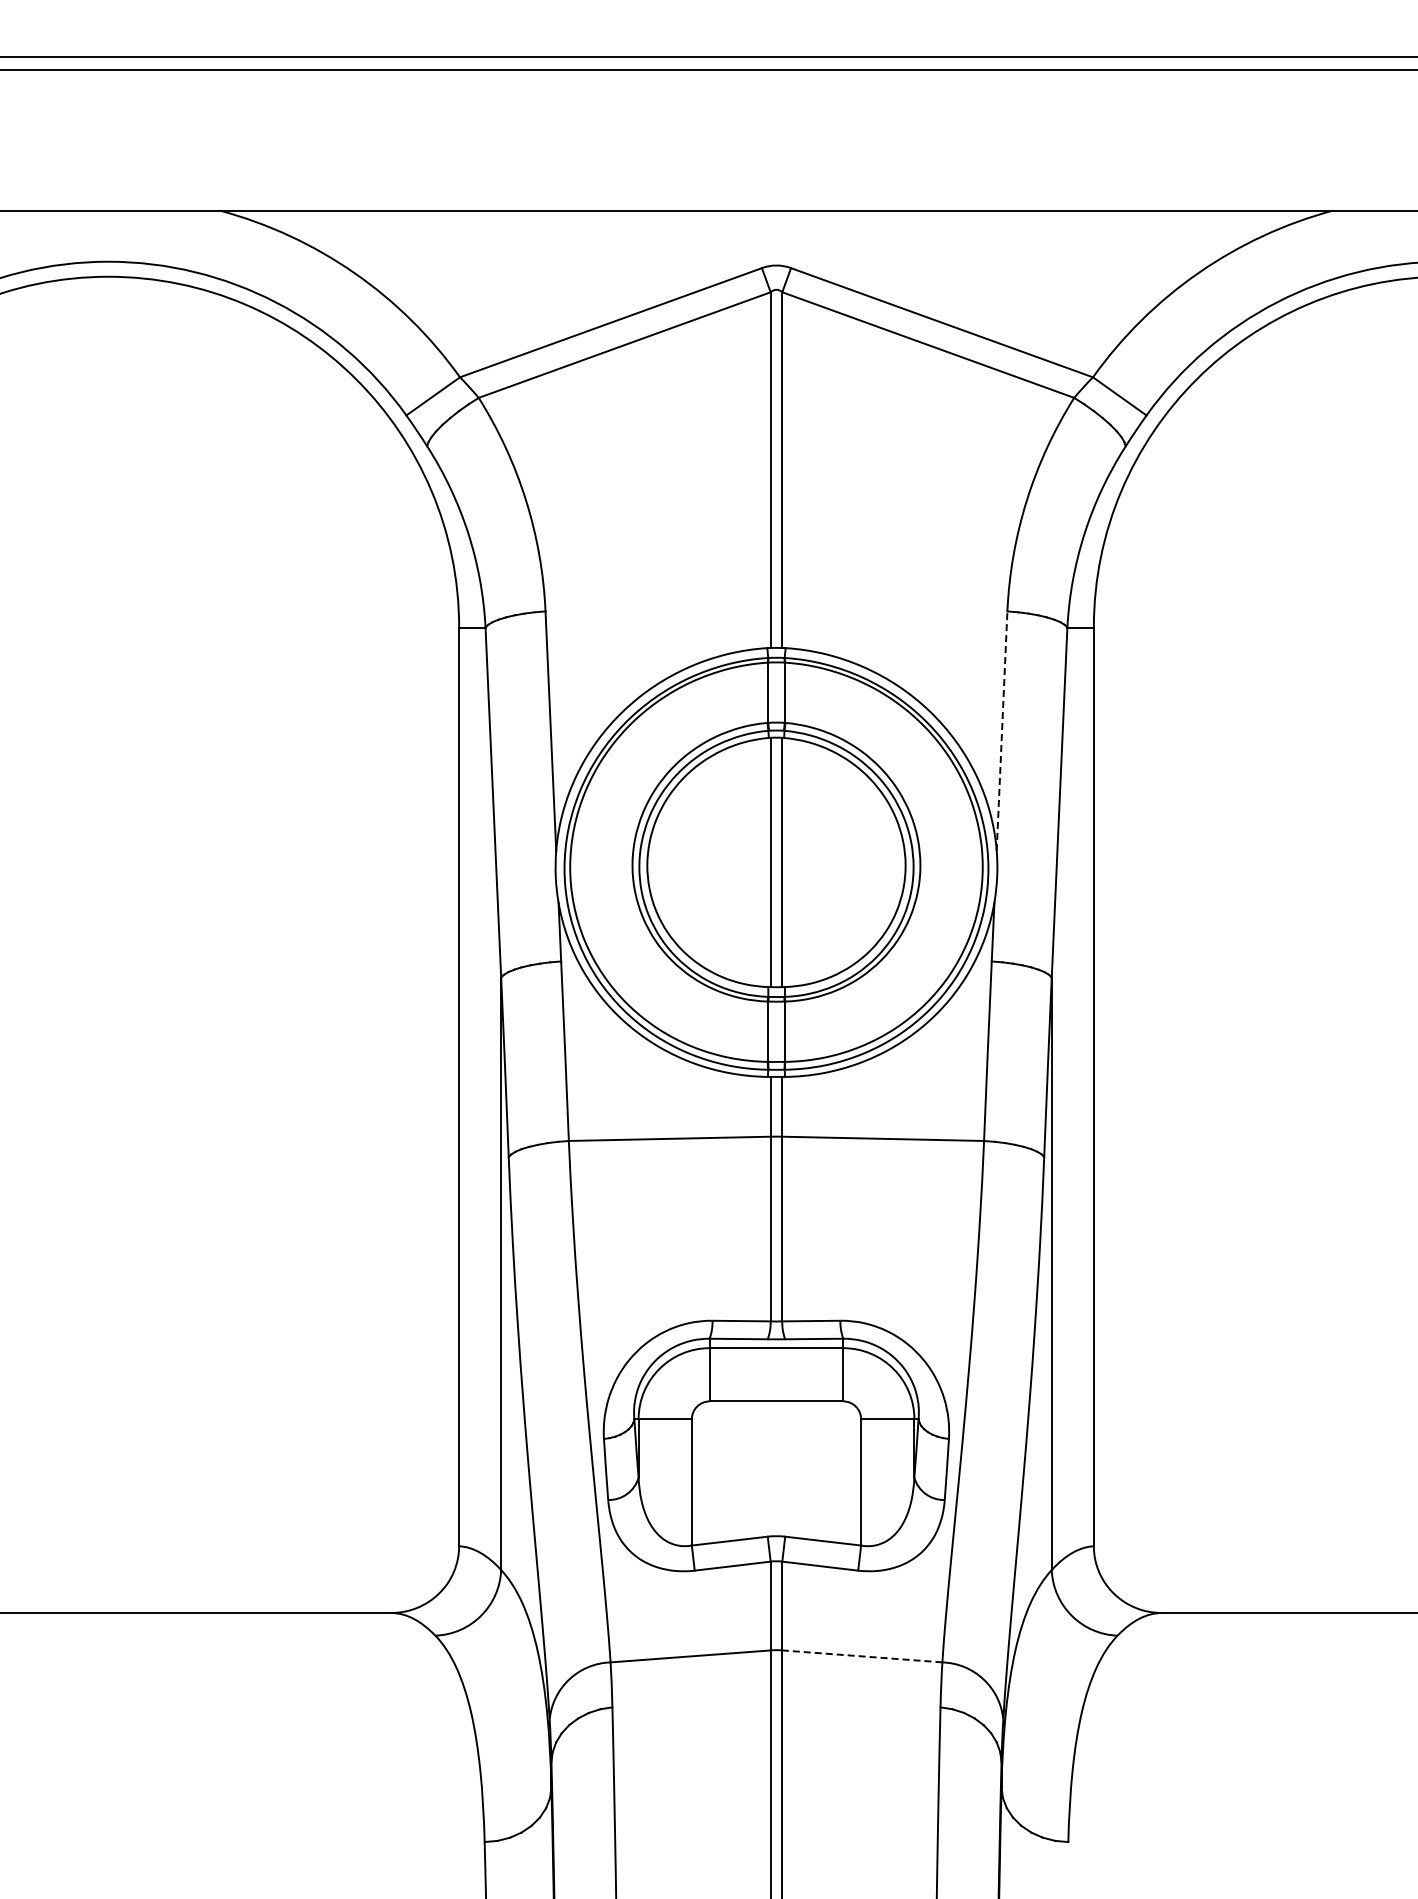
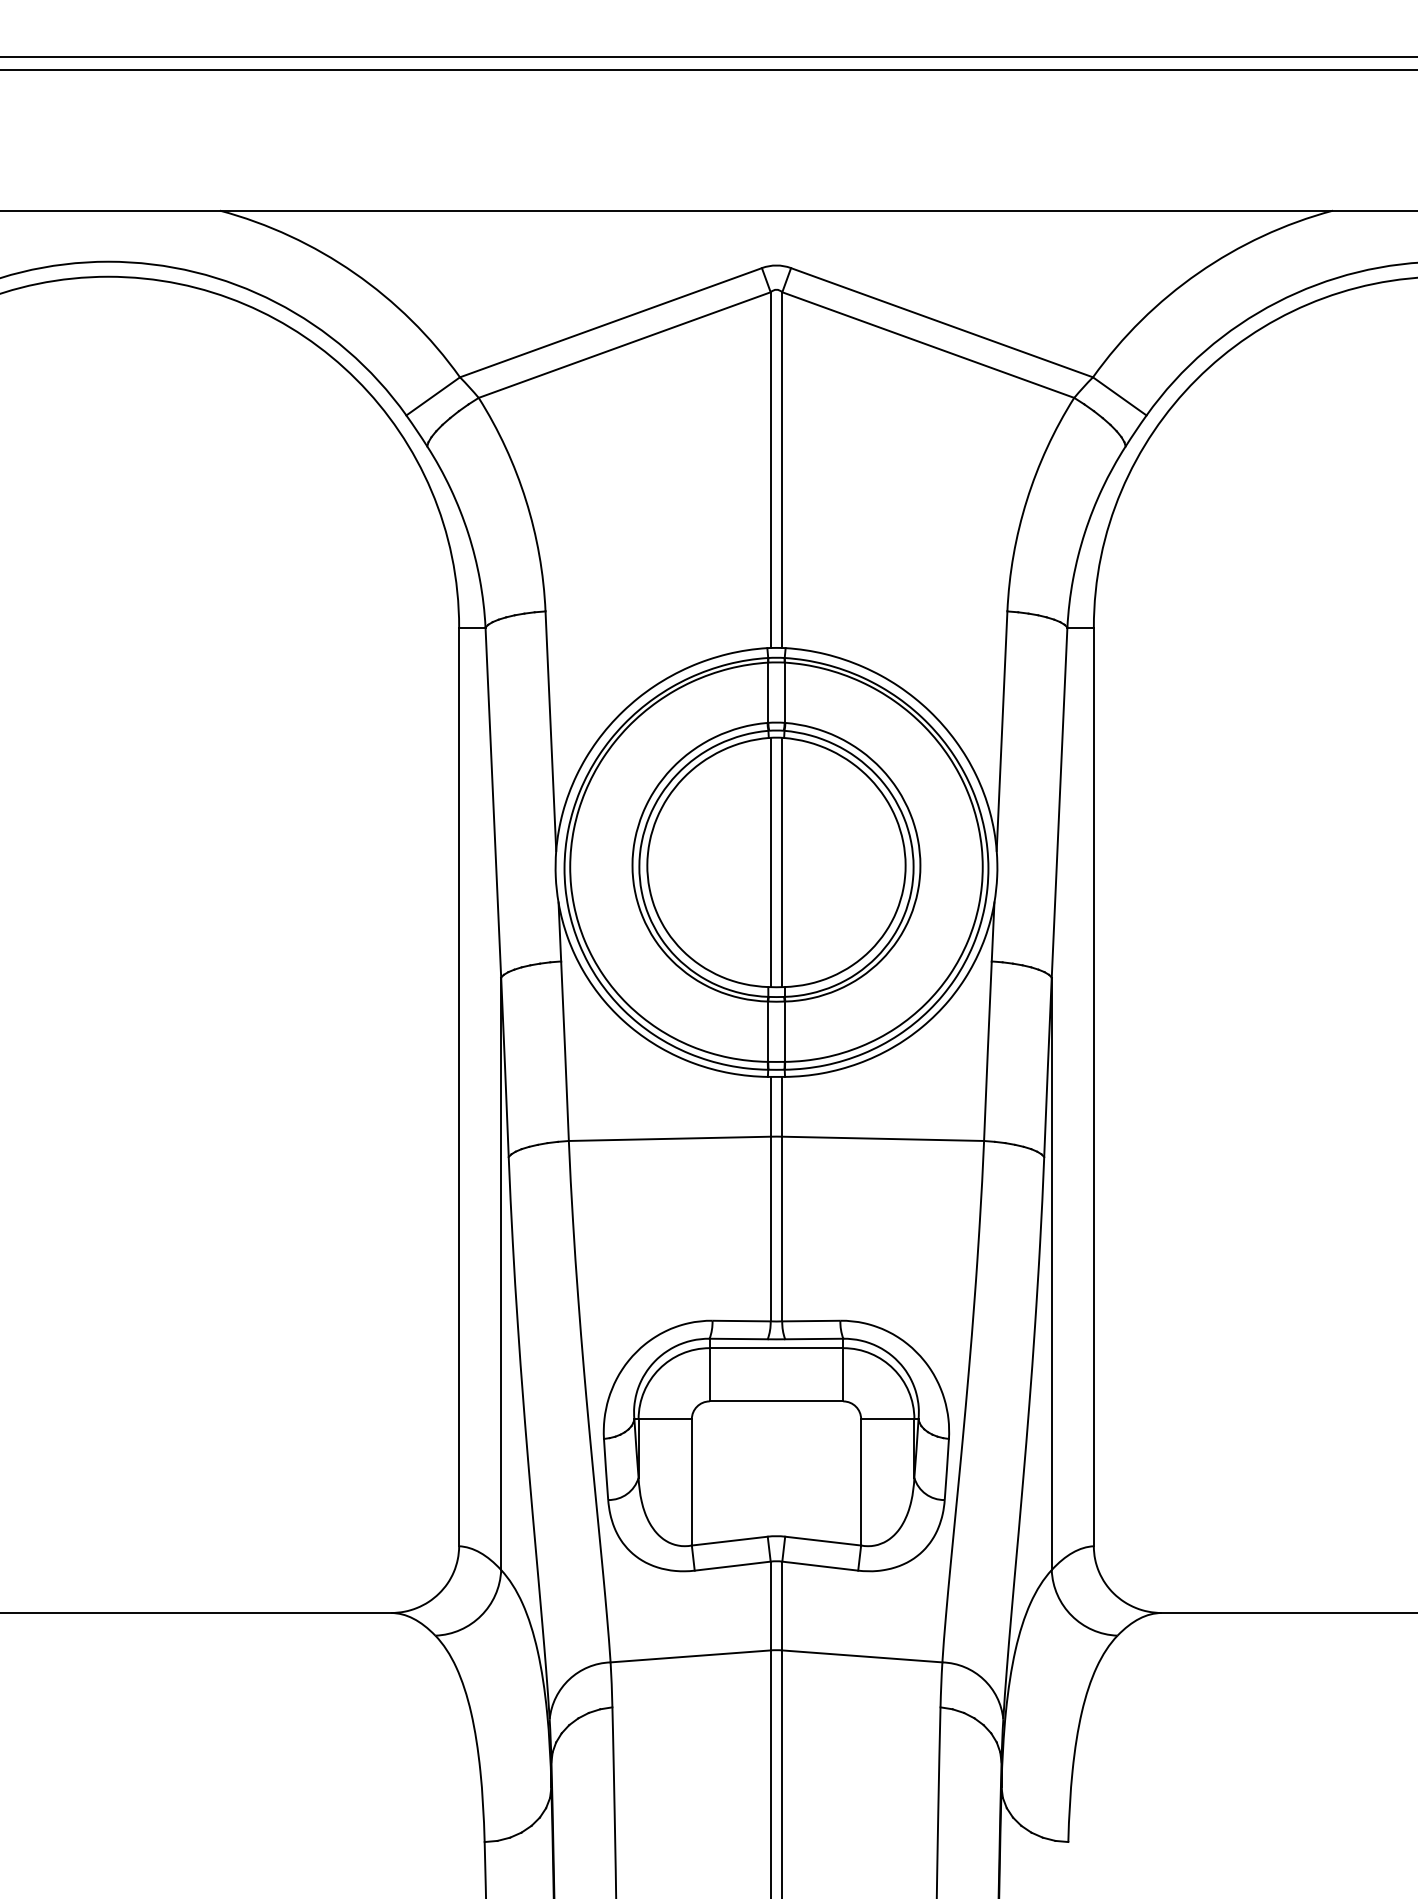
line: dashed -> solid (1002, 731)
line: dashed -> solid (861, 1656)
